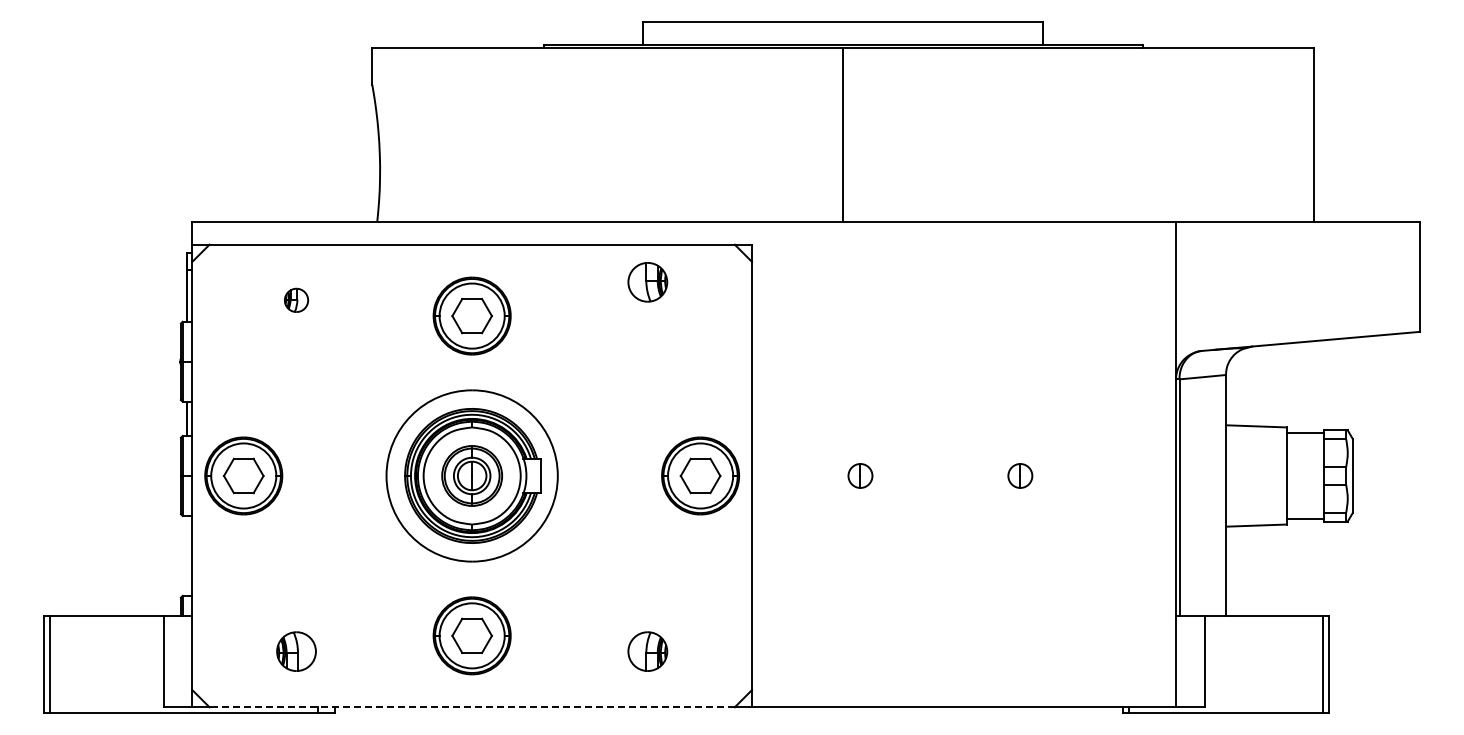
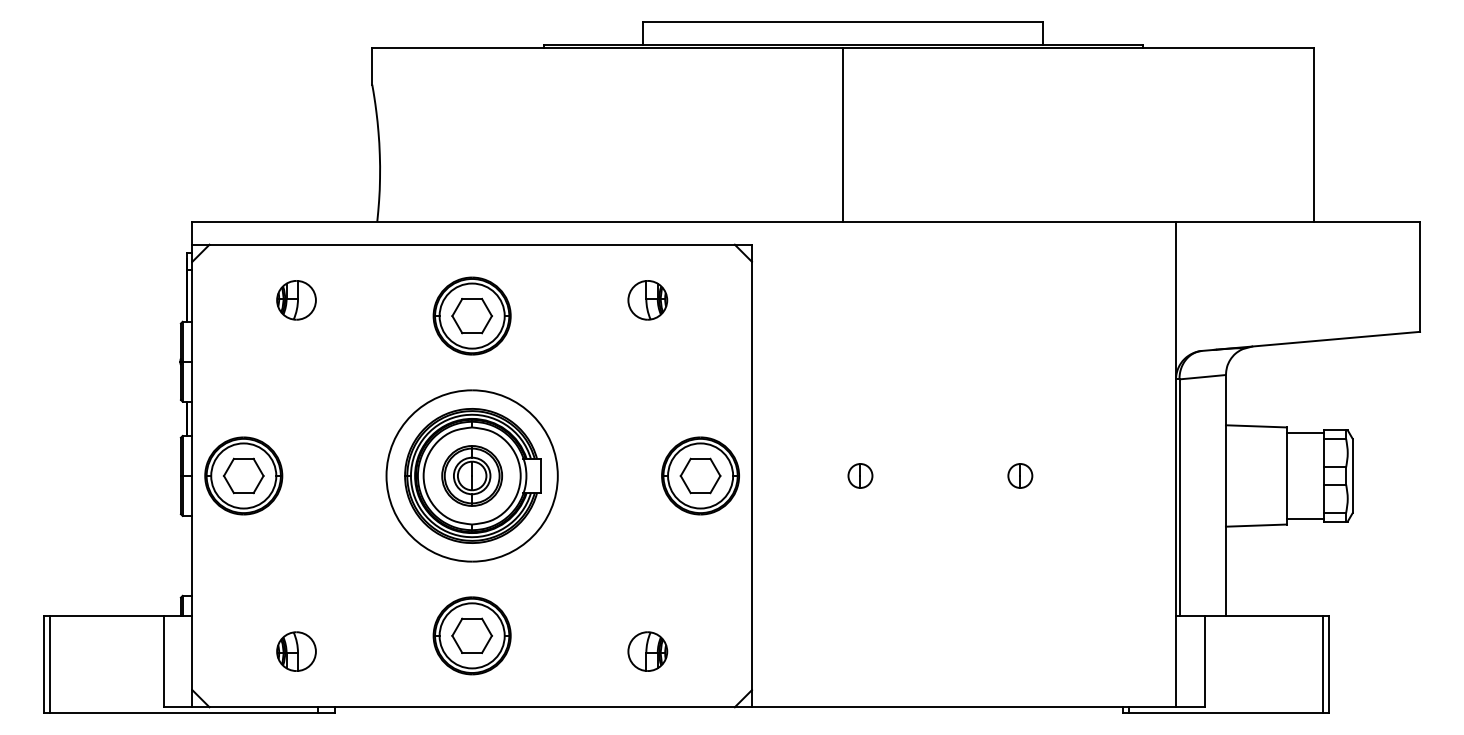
part position: (647, 282) -> (647, 300) (647, 300)
part size: 26x26 px -> 41x41 px (296, 300)
line: dashed -> solid (472, 707)
